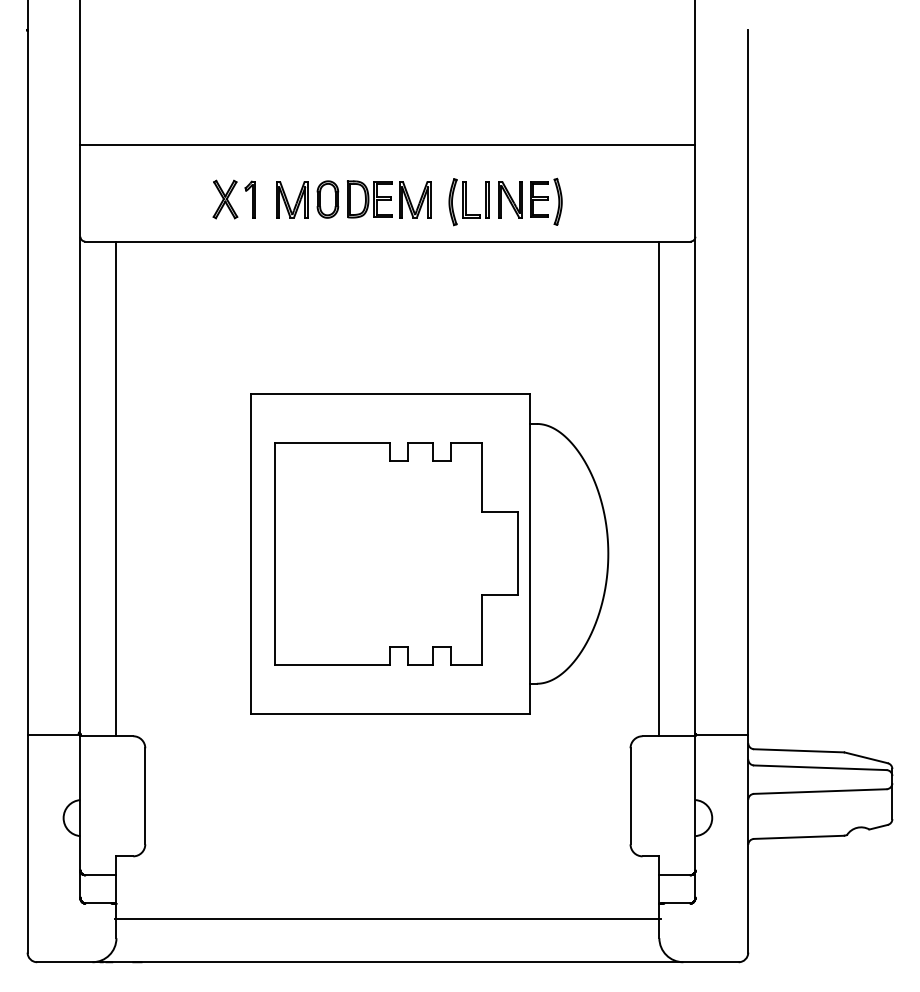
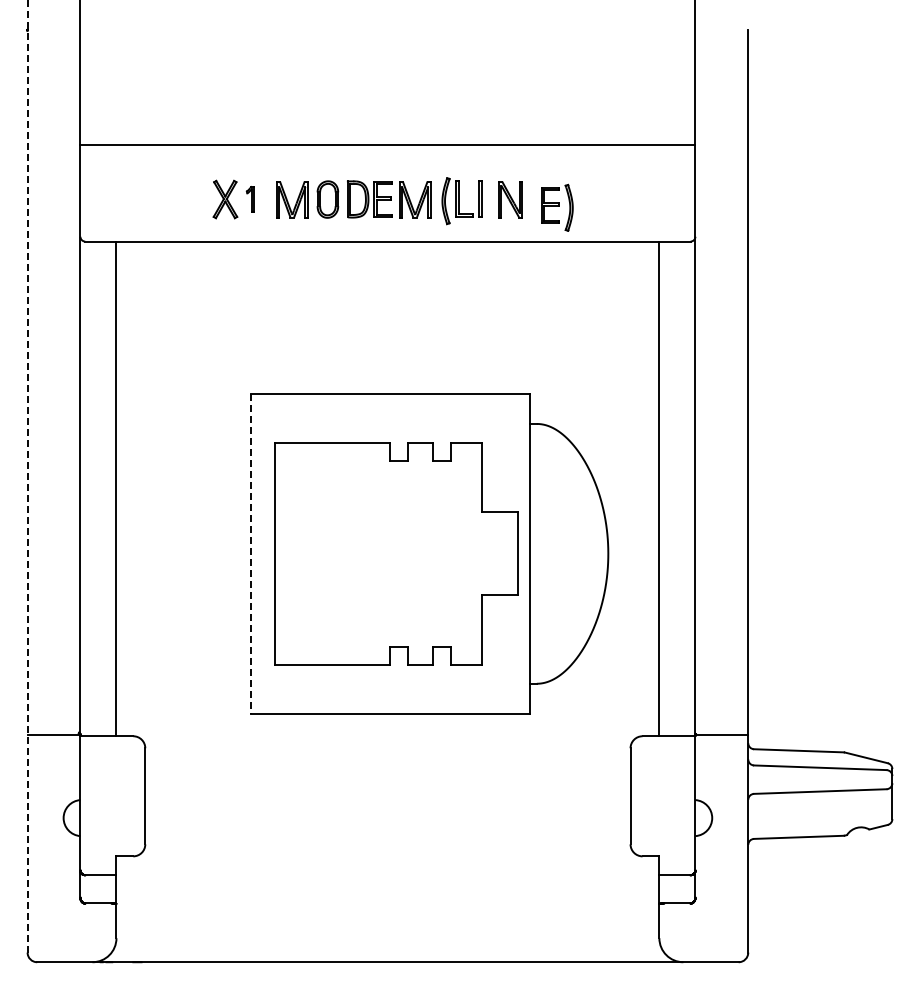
part size: 12x39 px -> 10x27 px (249, 199)
part position: (546, 201) -> (557, 207) (557, 207)
part position: (468, 202) -> (461, 201) (461, 201)
line: solid -> dashed (27, 476)
line: solid -> dashed (251, 553)
line: present -> none (387, 918)
